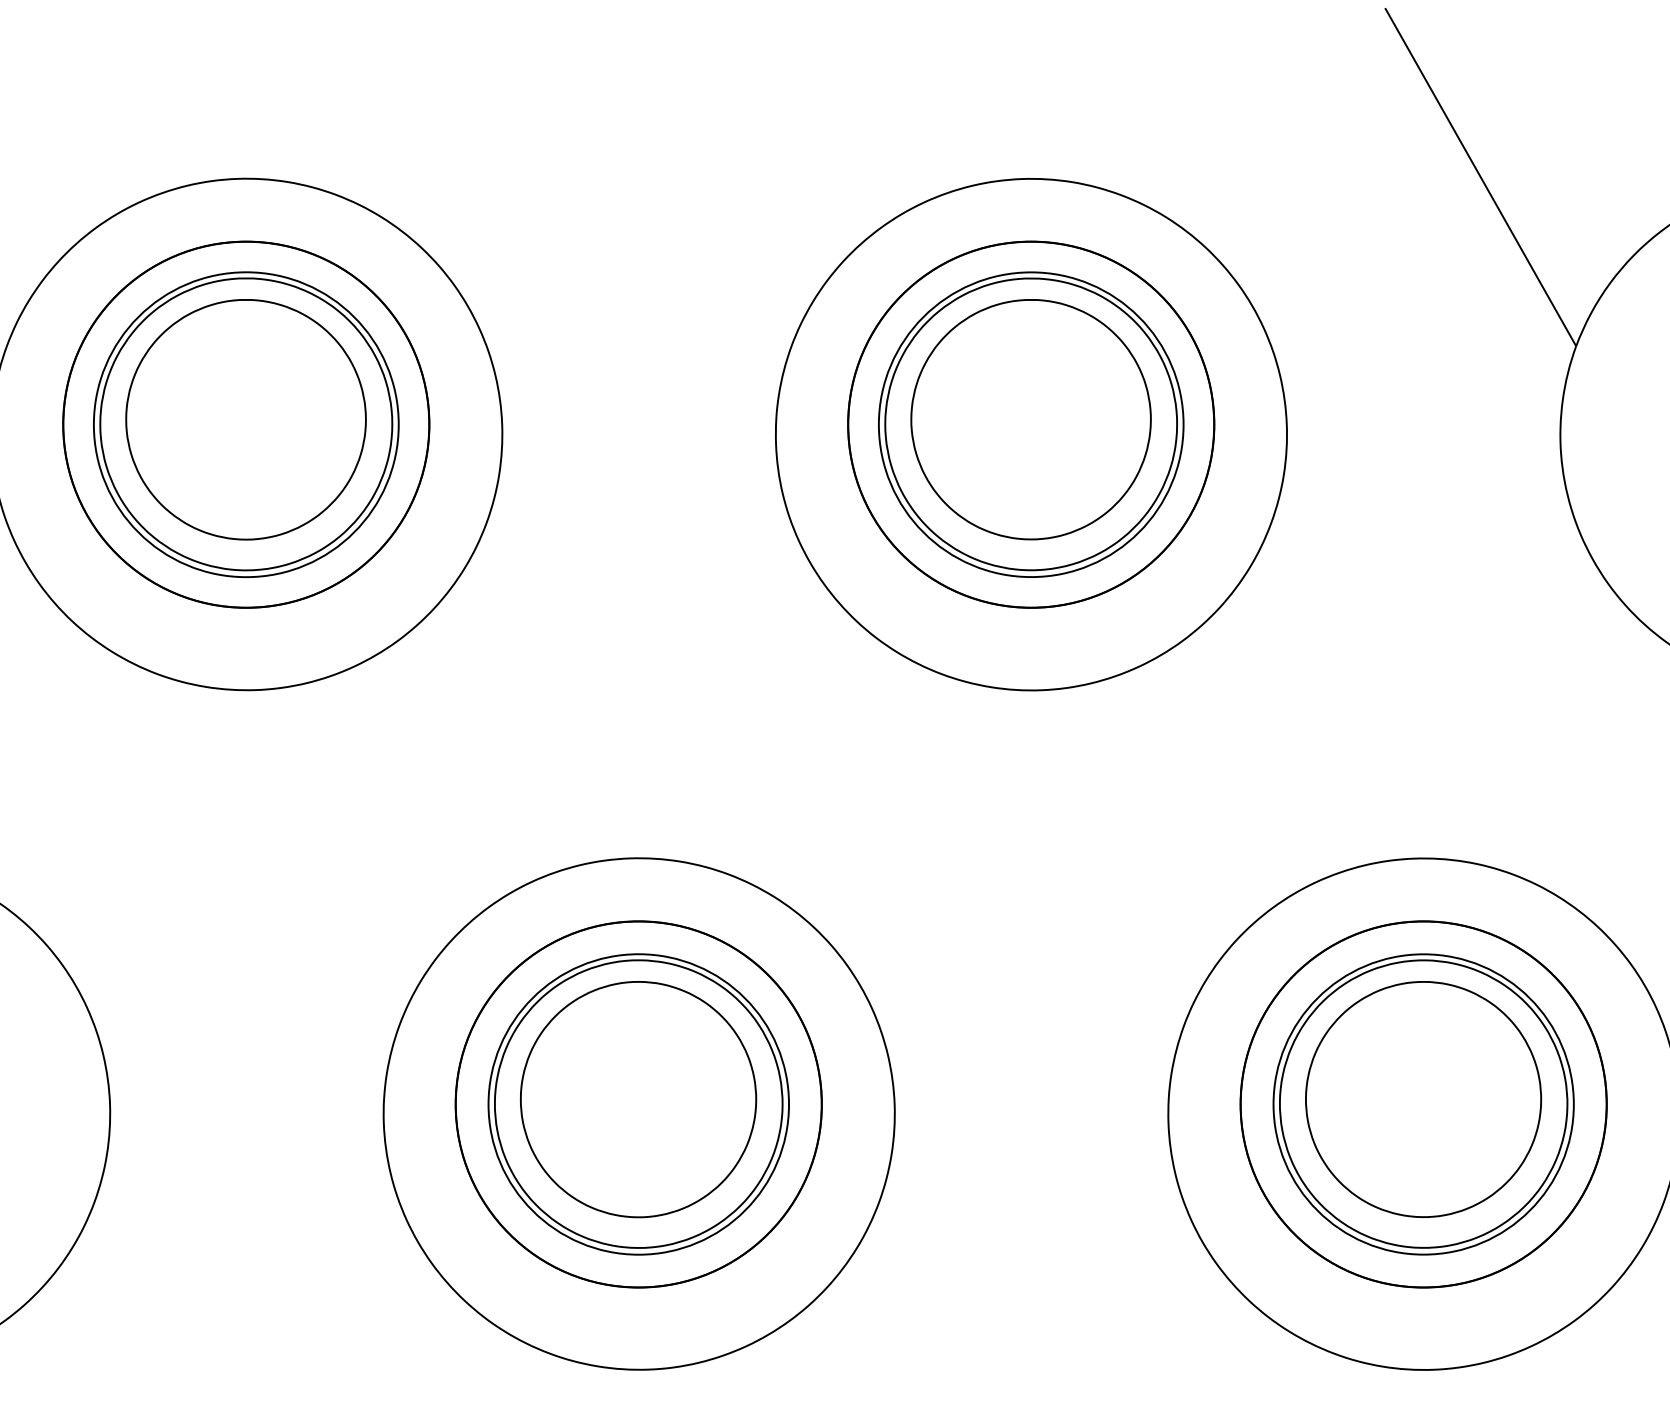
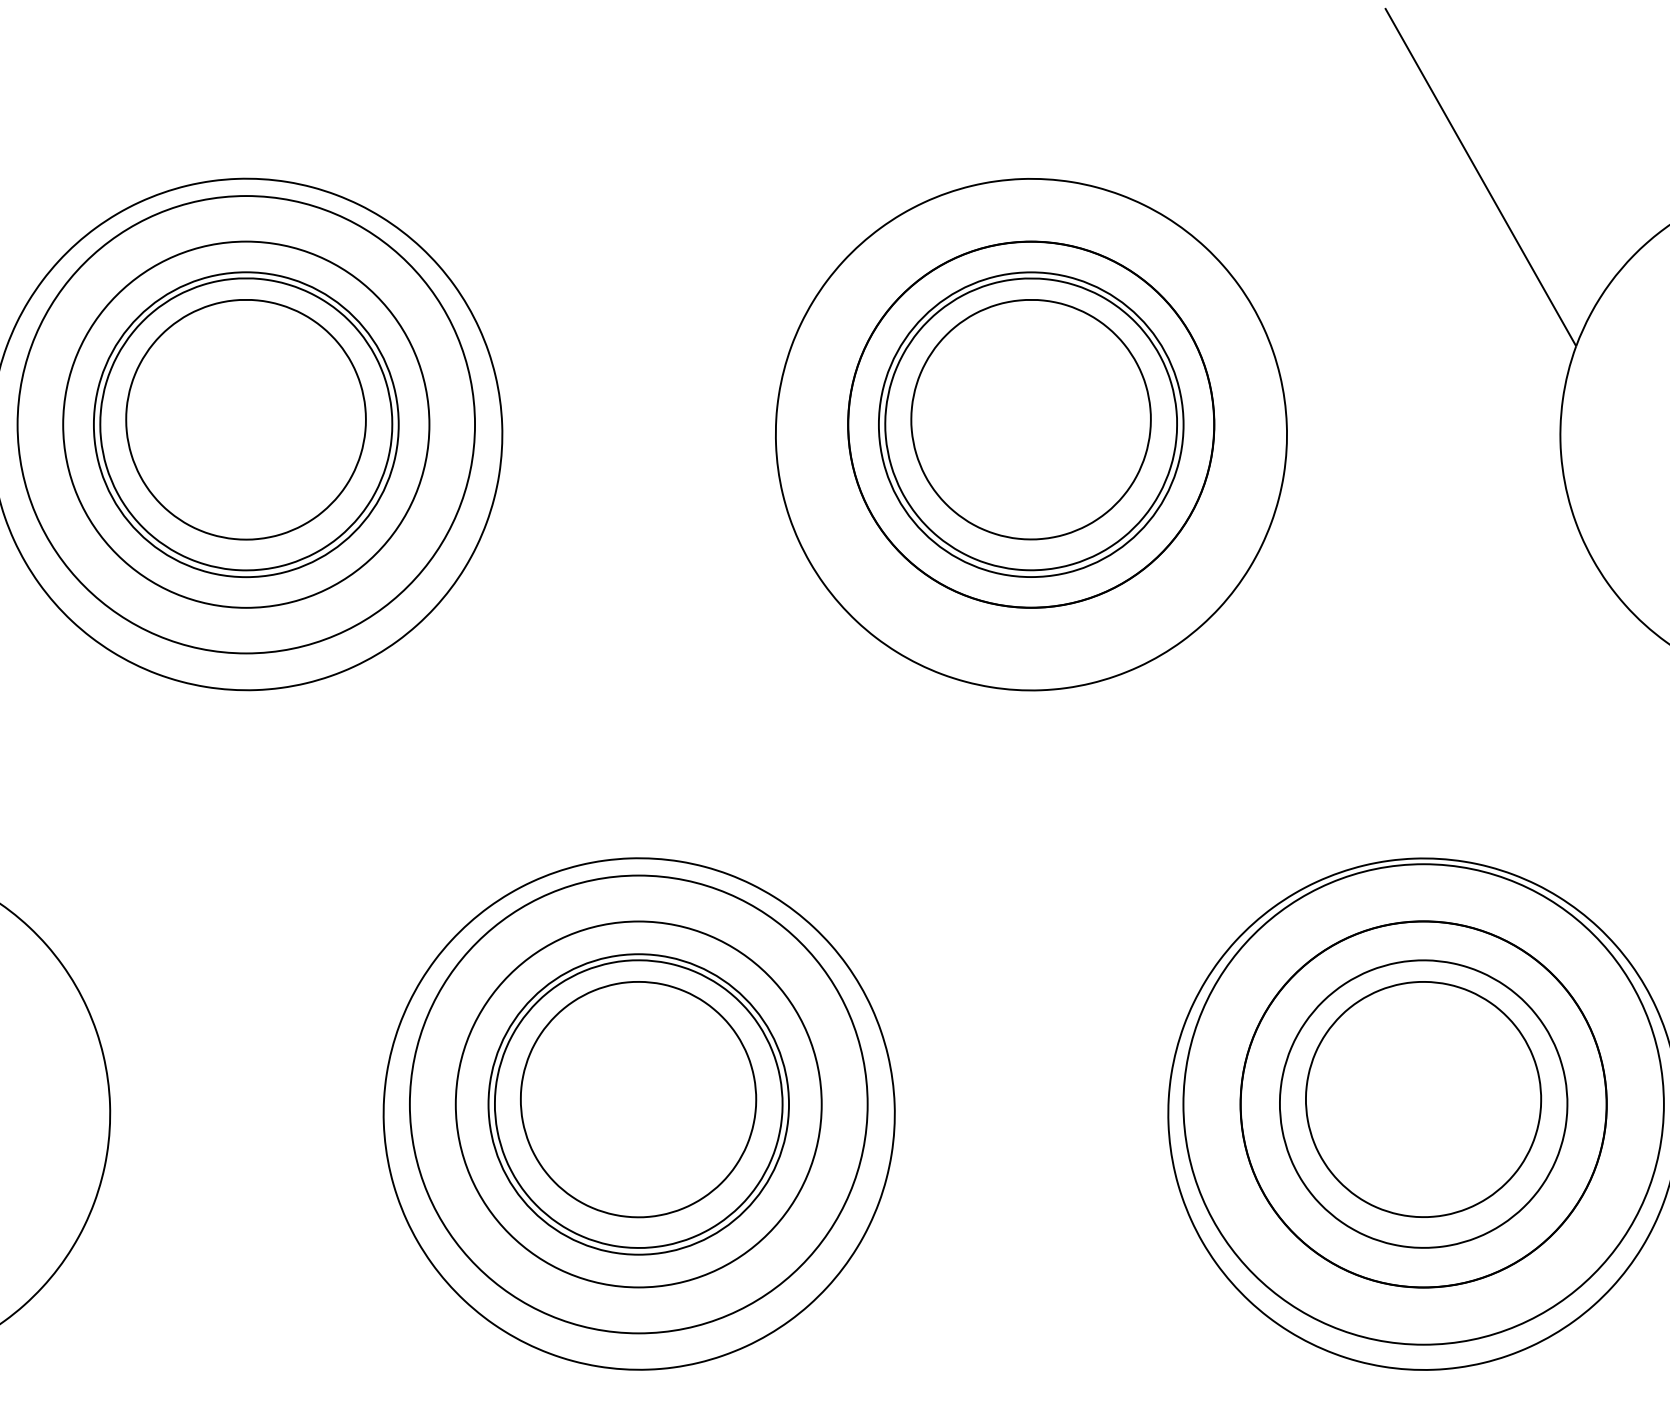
circle diameter: 366 px -> 457 px (246, 424)
circle diameter: 366 px -> 458 px (638, 1104)
circle diameter: 300 px -> 480 px (1423, 1104)
